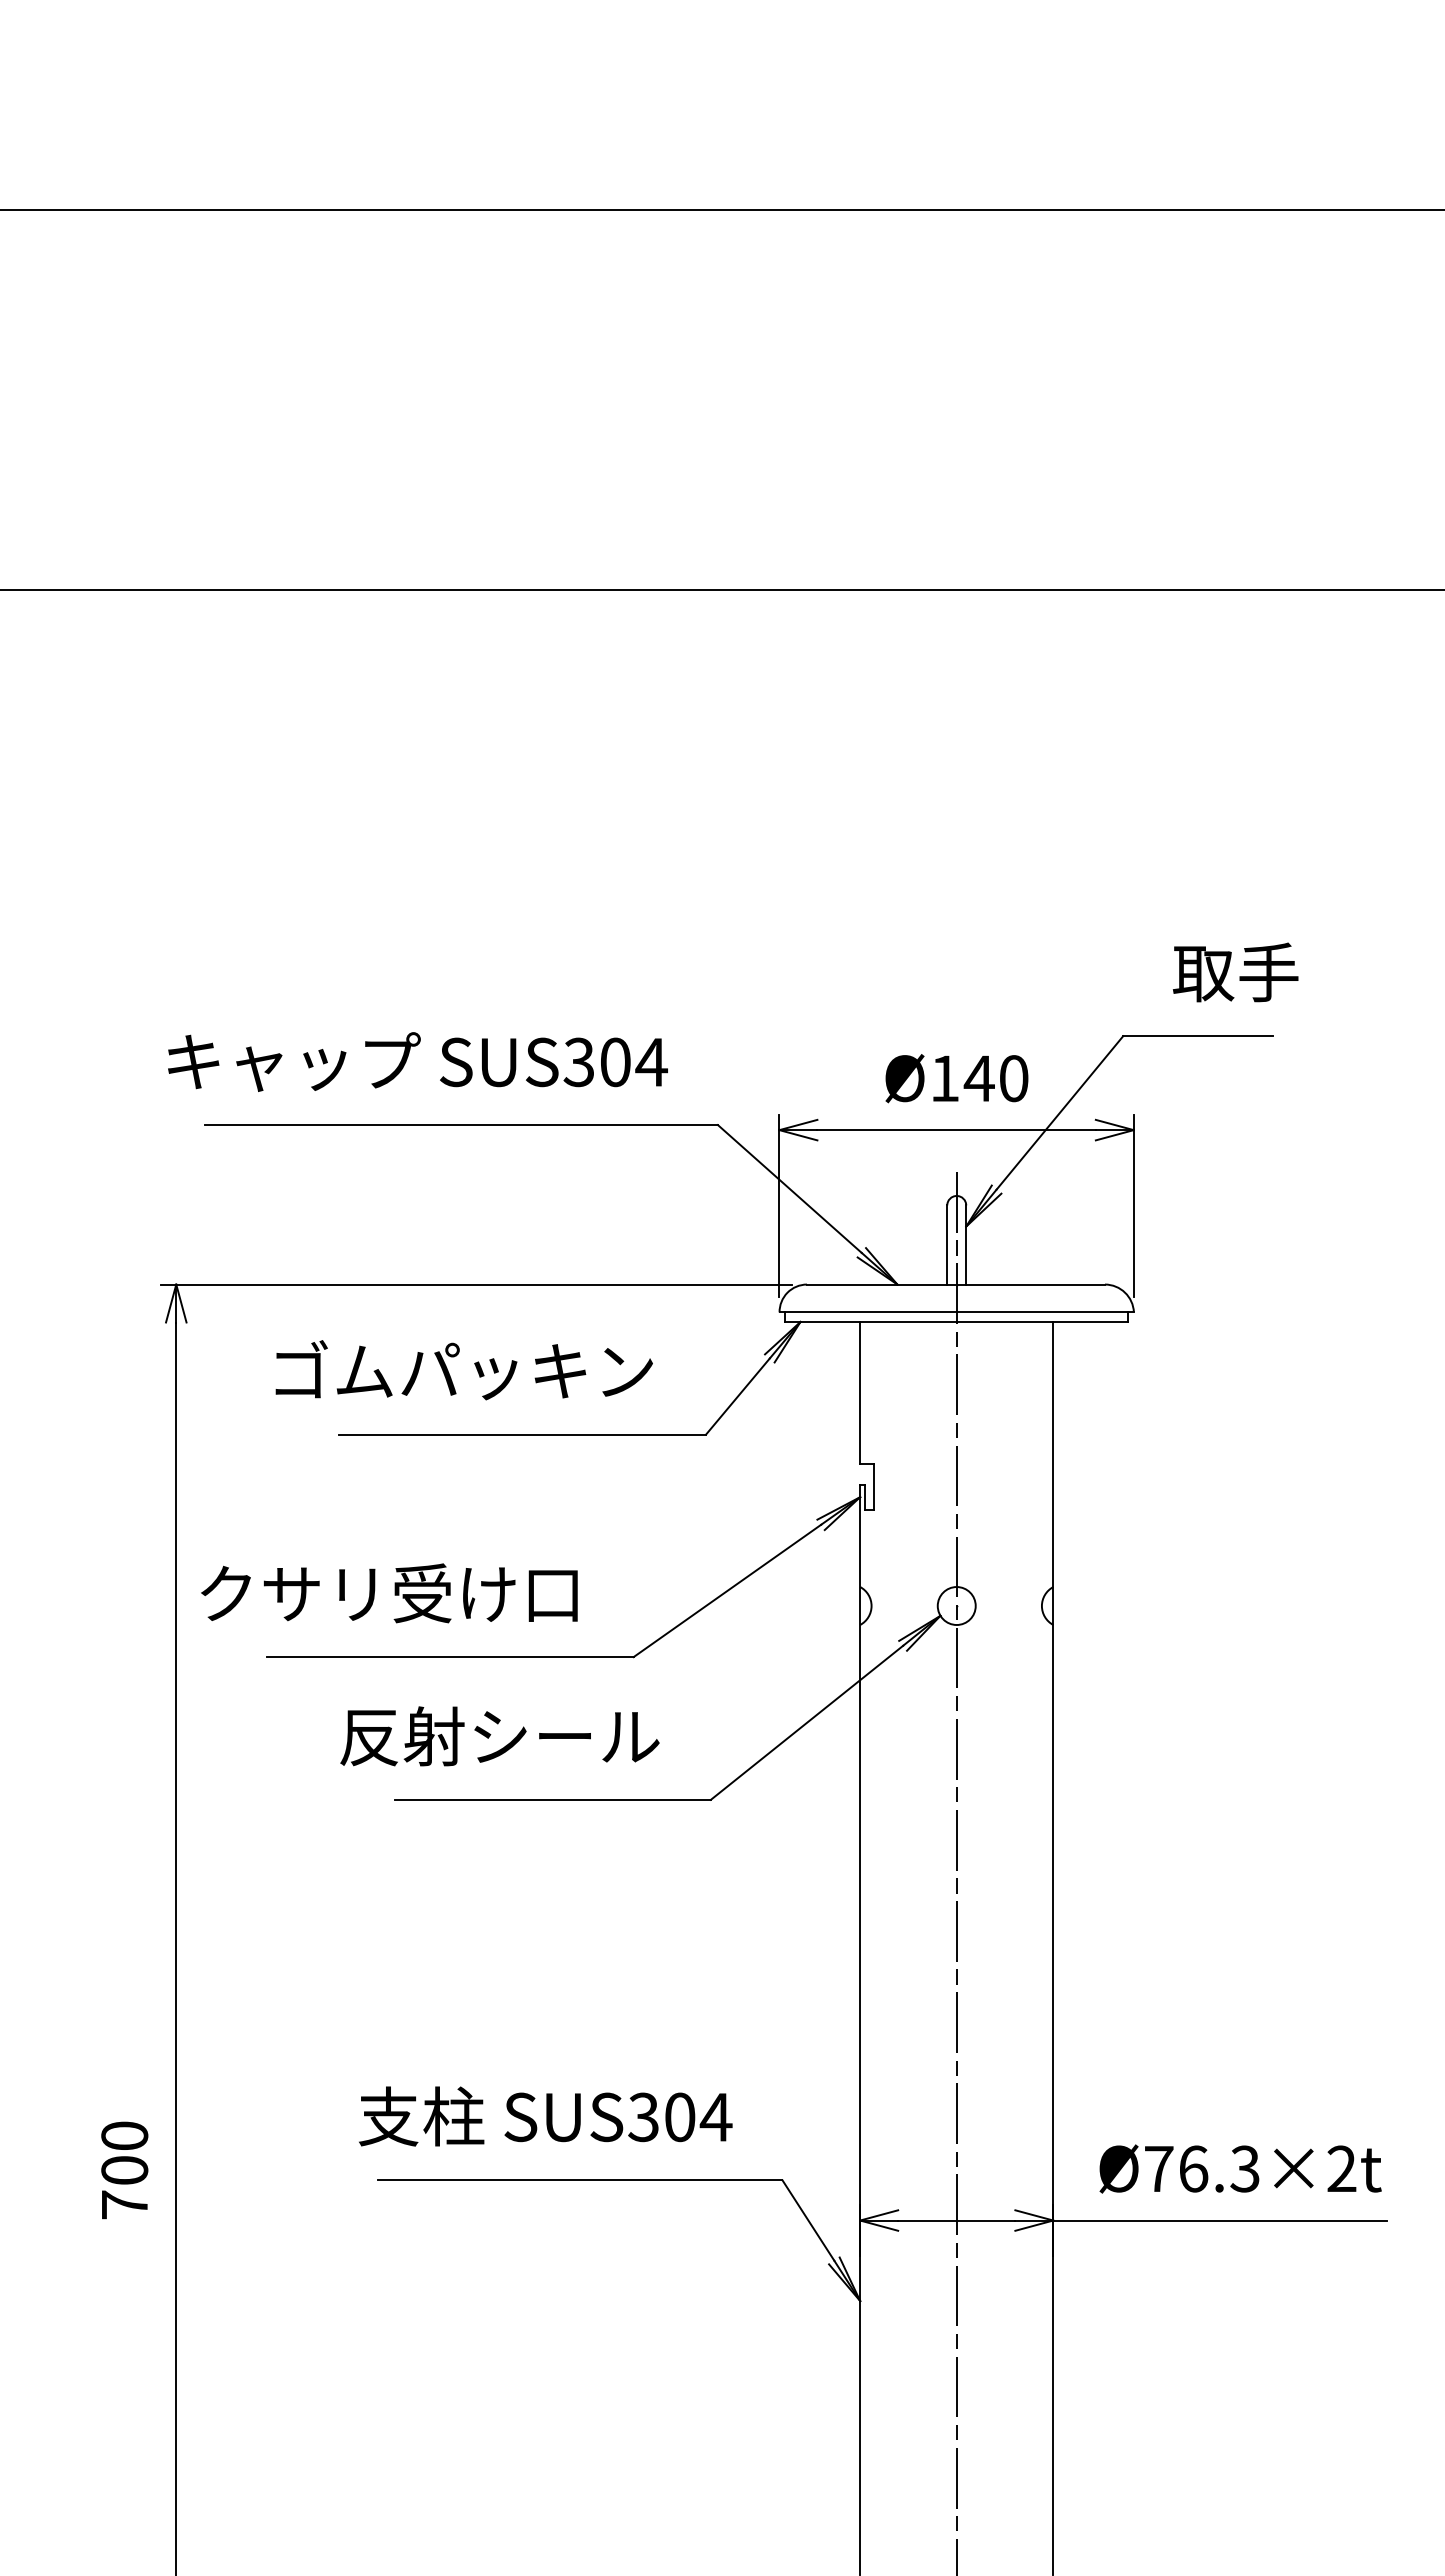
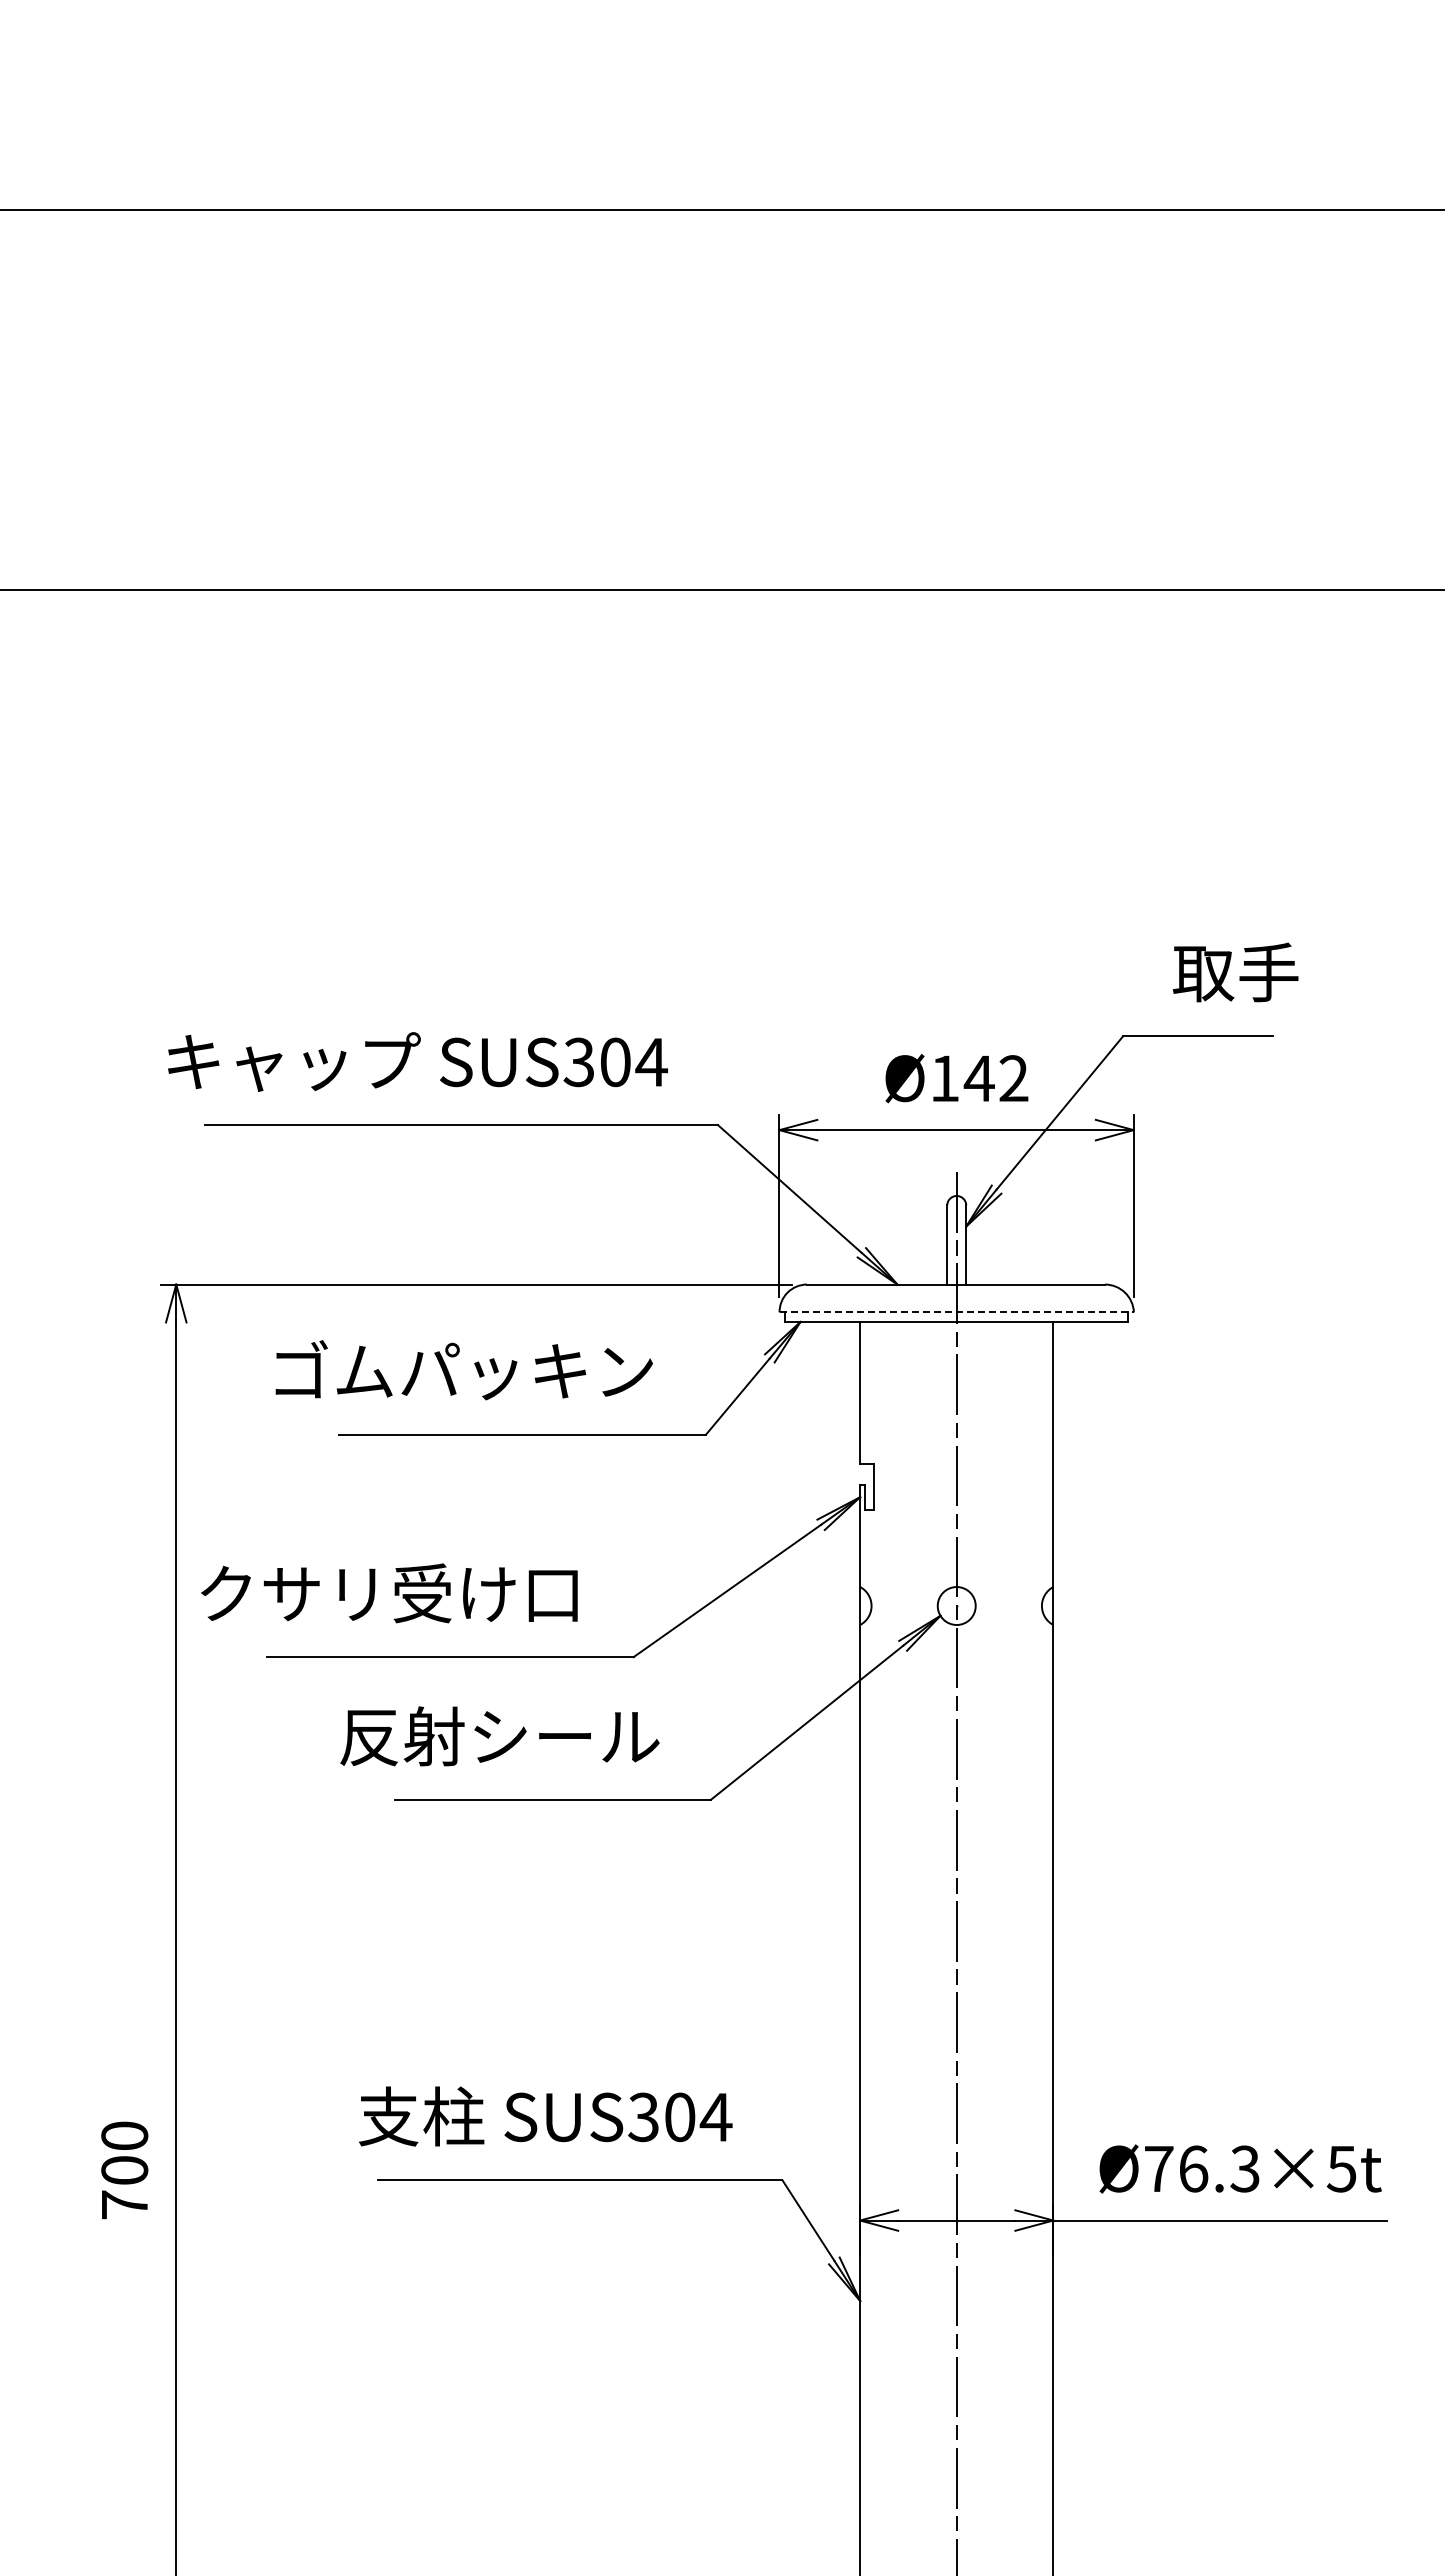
text: Ø140 -> Ø142 (1013, 1078)
line: solid -> dashed (957, 1312)
text: Ø76.3×2t -> Ø76.3×5t (1341, 2168)
